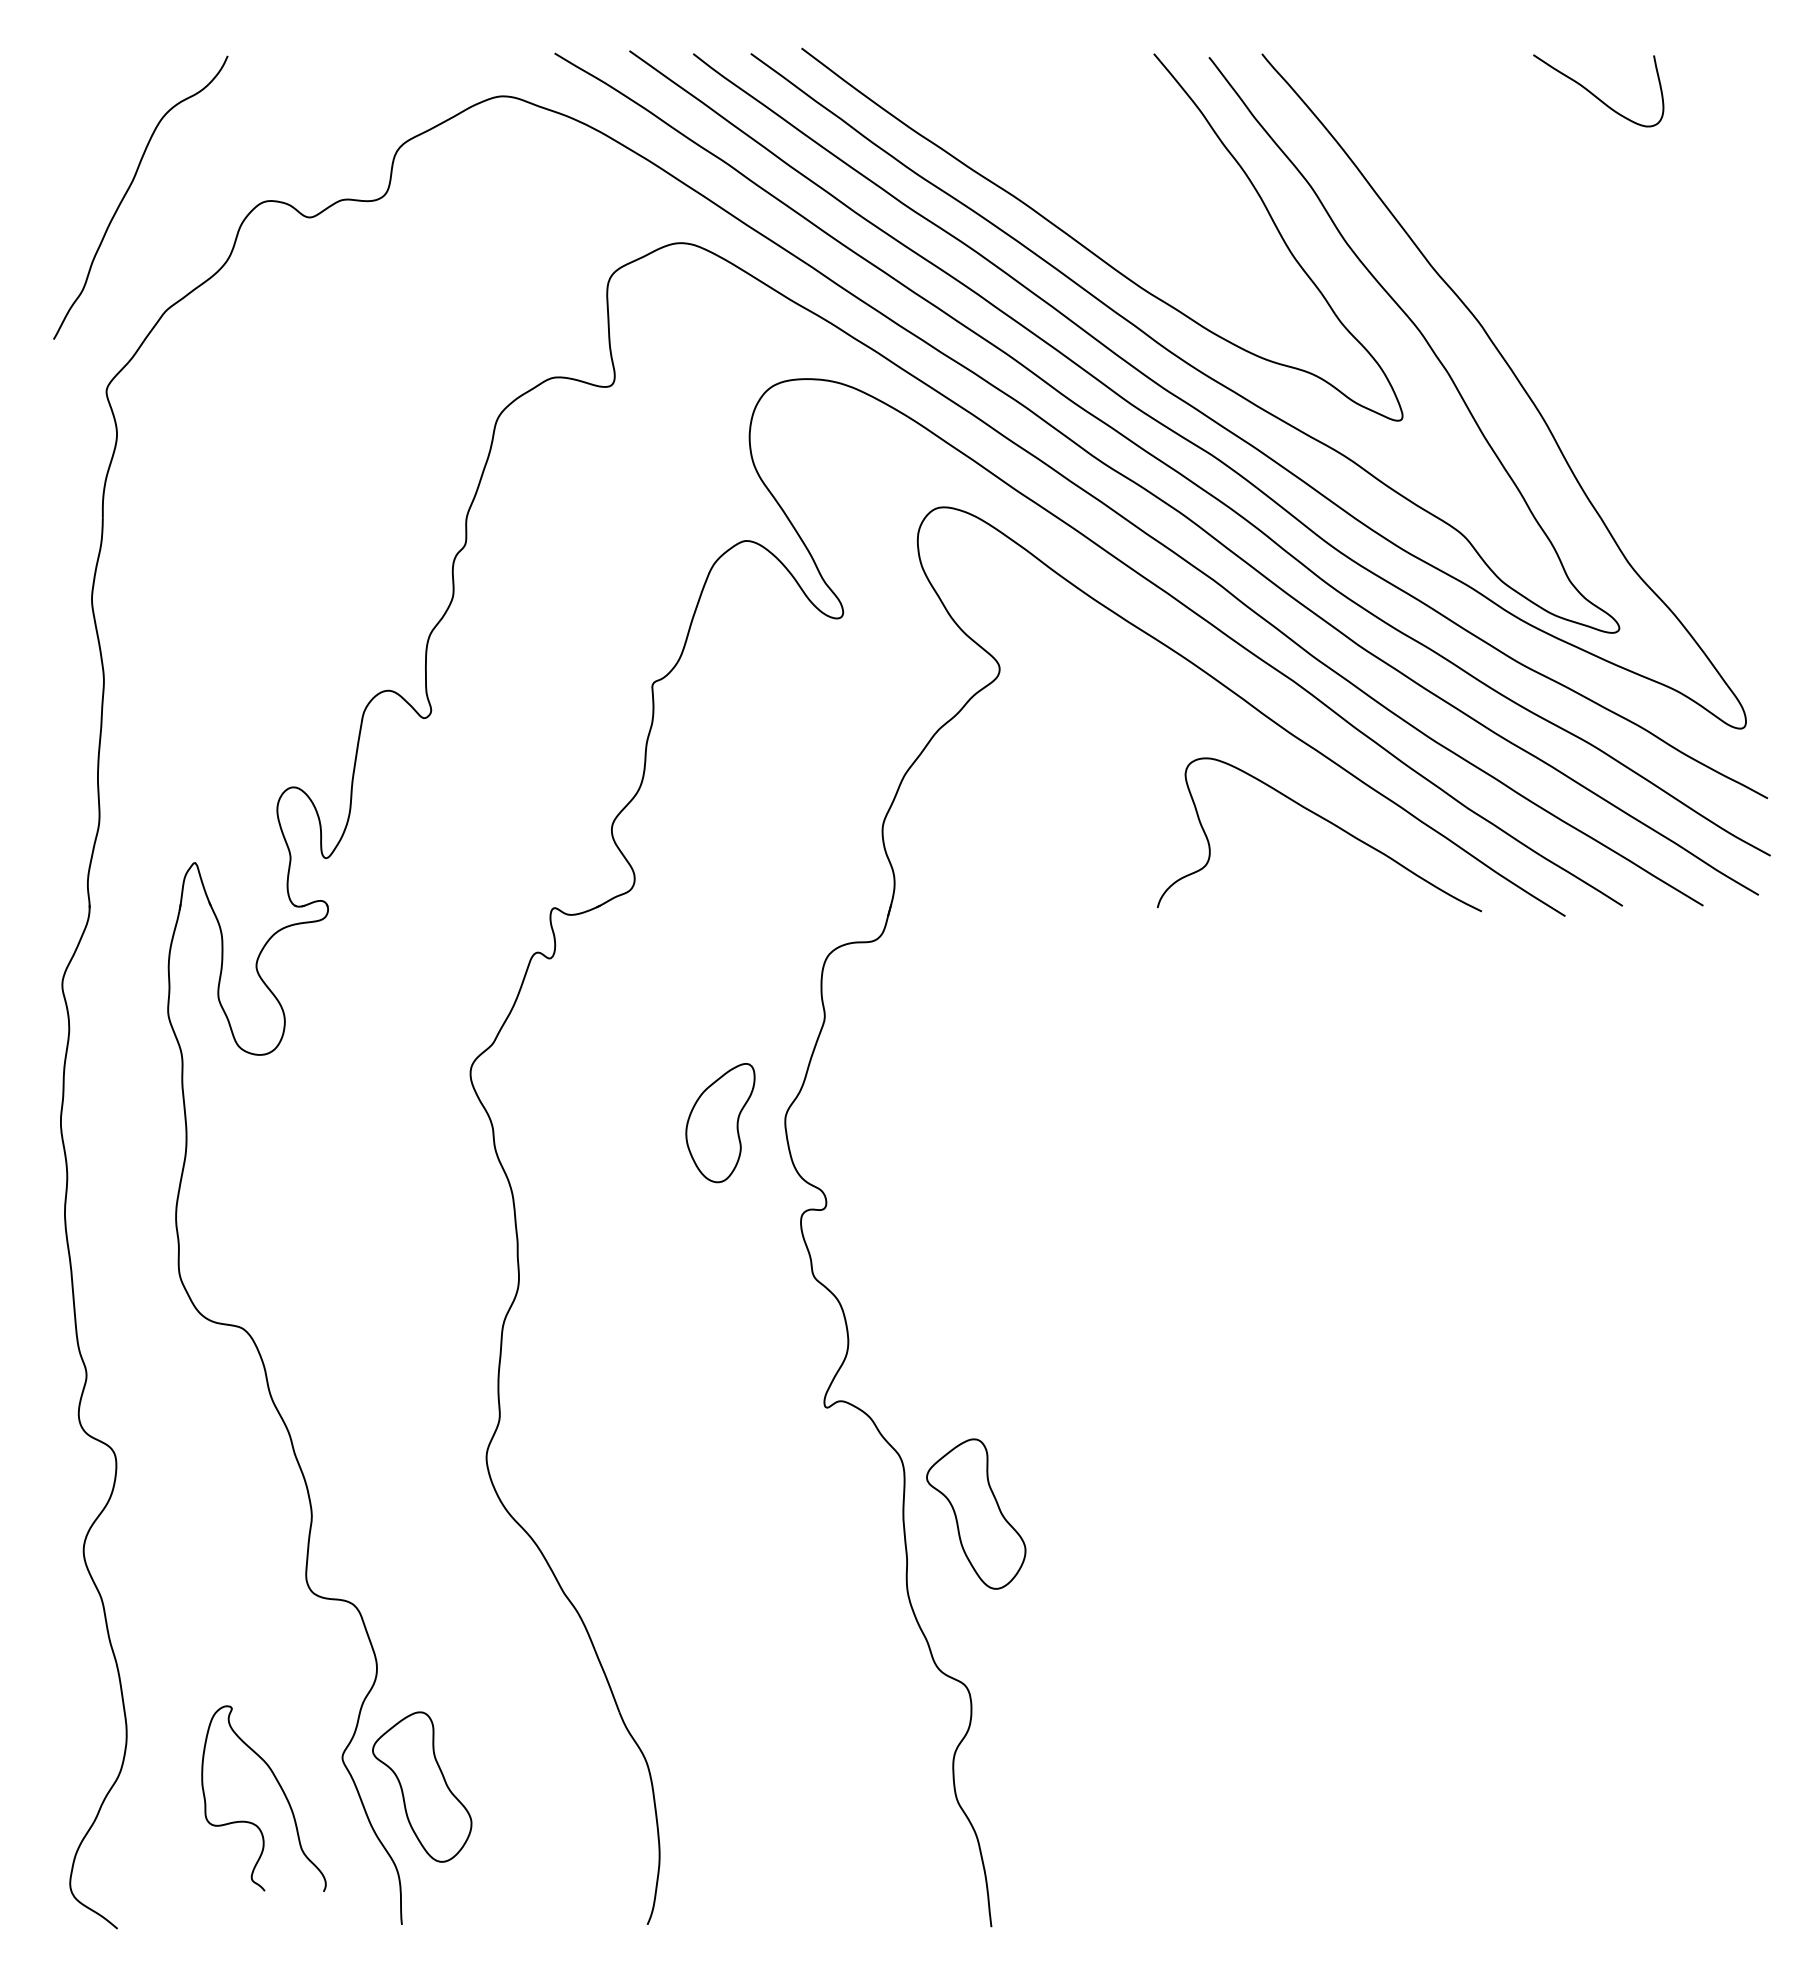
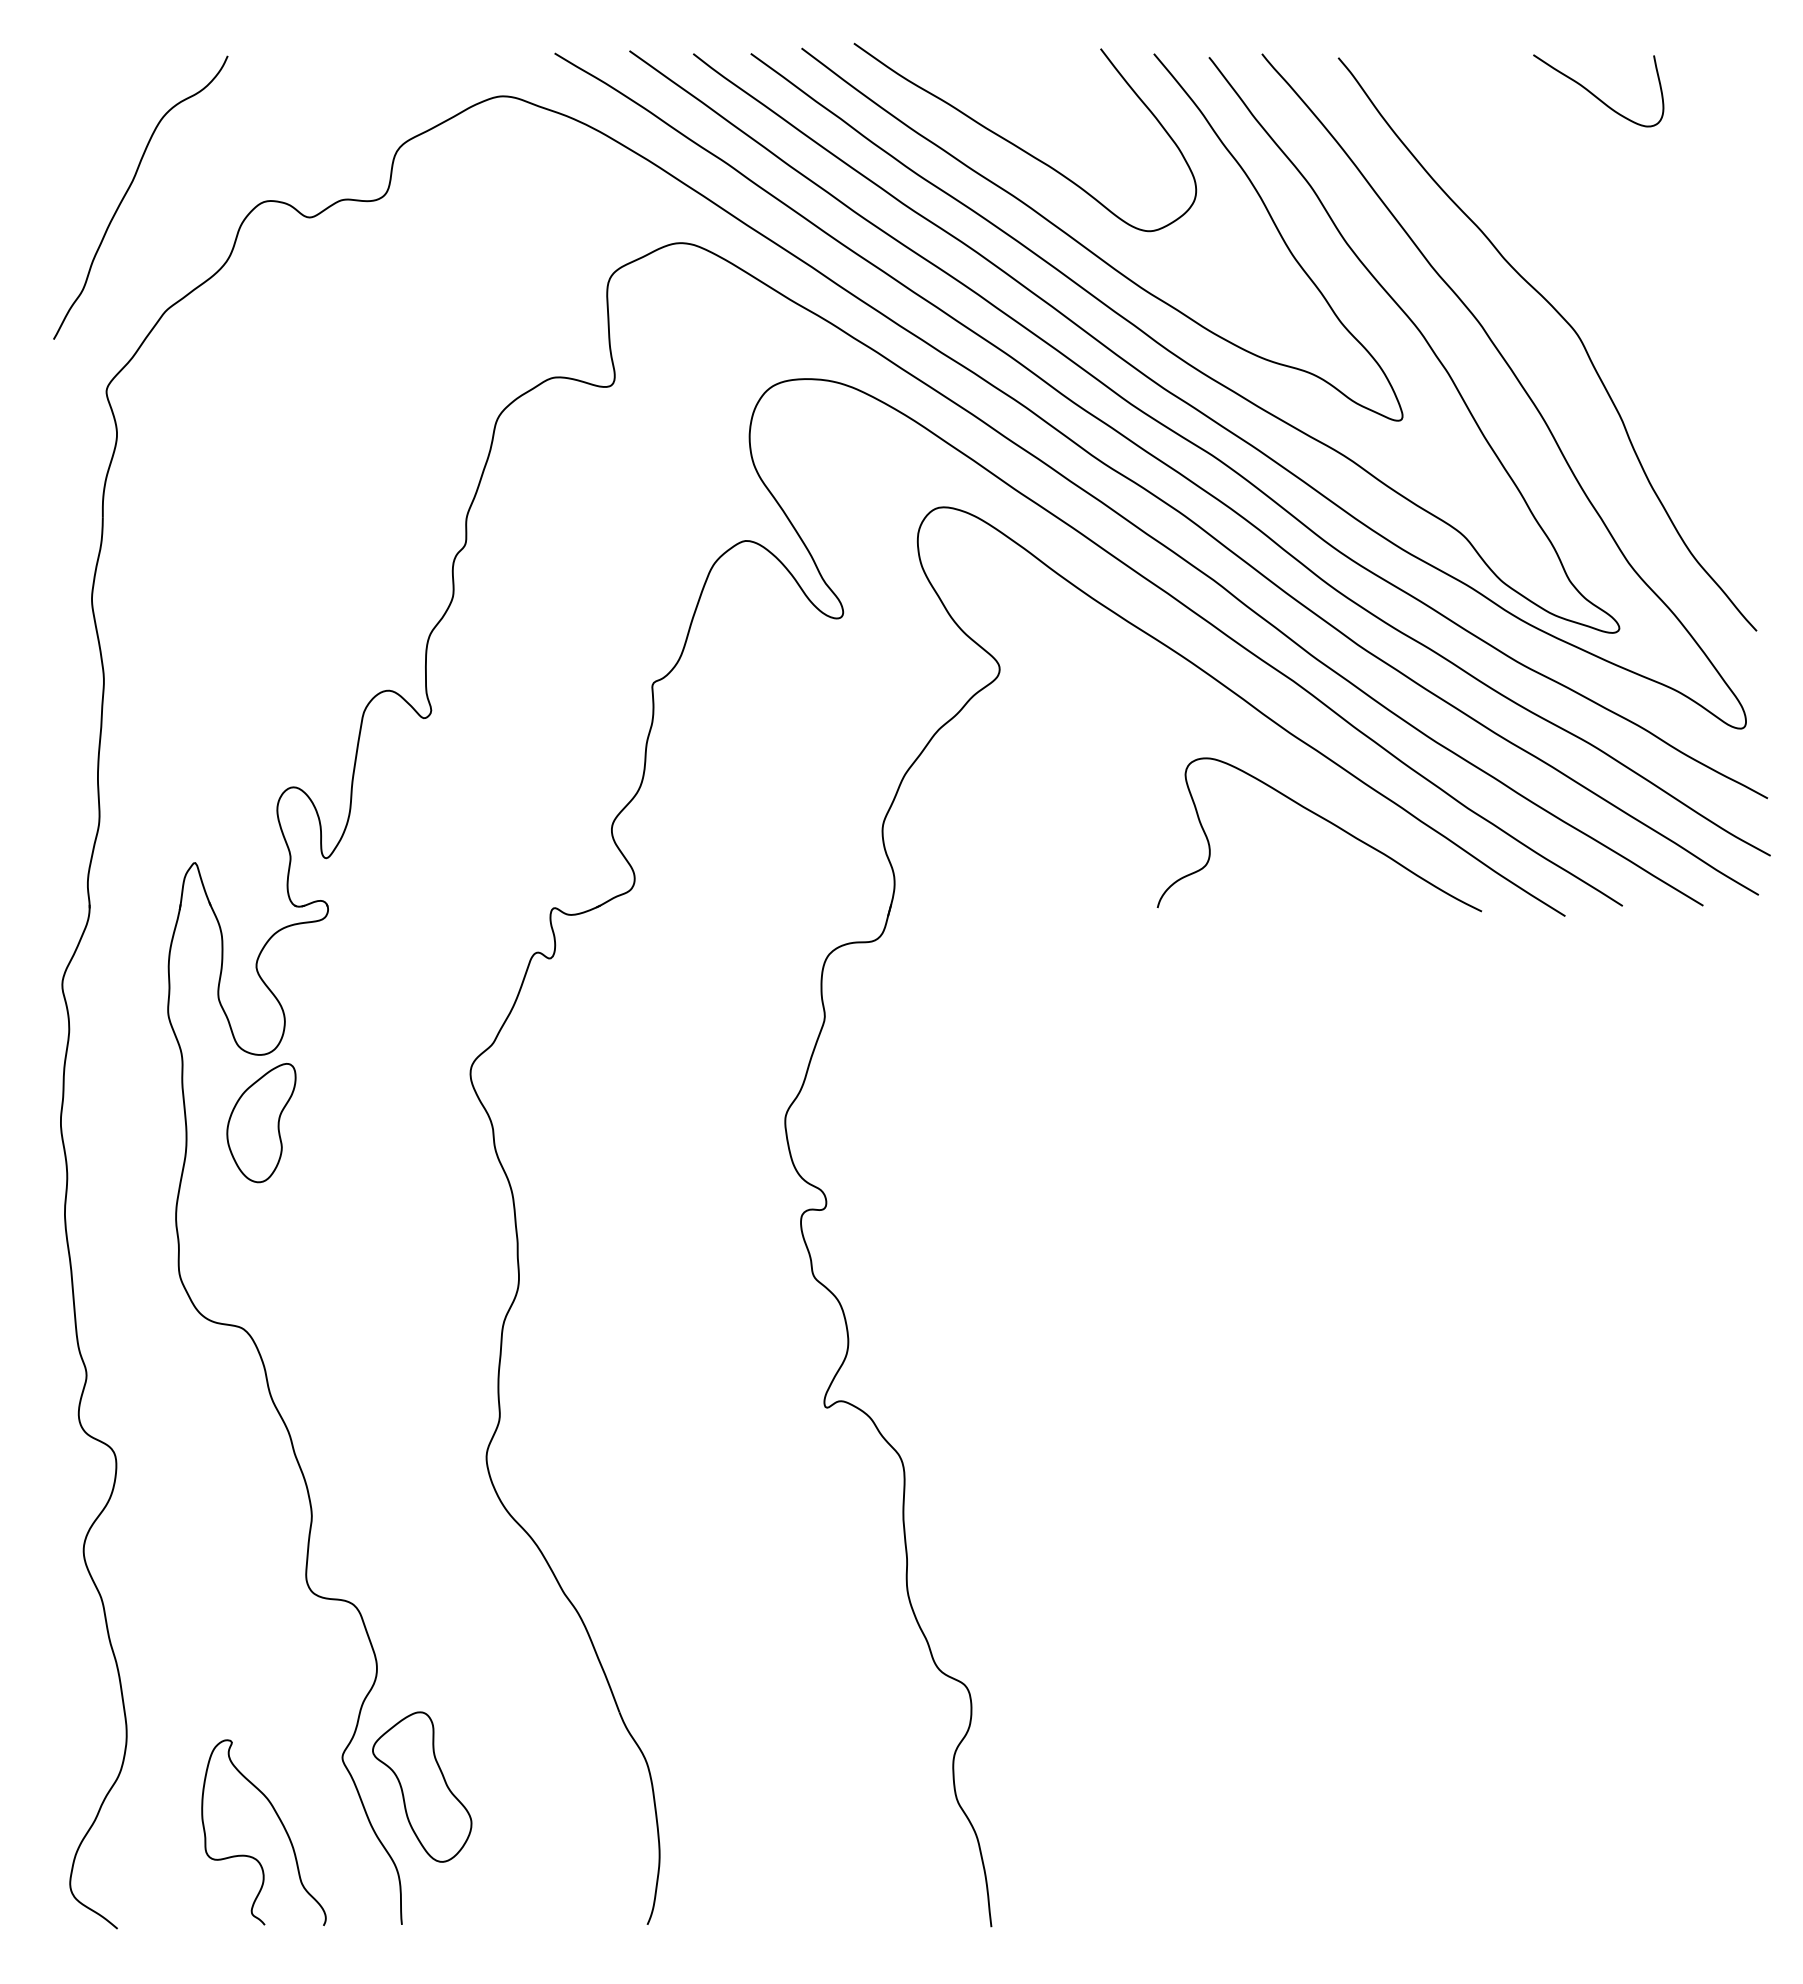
curve: none -> present (1020, 147)
curve: none -> present (1567, 324)
part position: (720, 1123) -> (261, 1123) (261, 1123)
part: present -> none (976, 1513)
curve position: (281, 1790) -> (281, 1824) (281, 1824)
